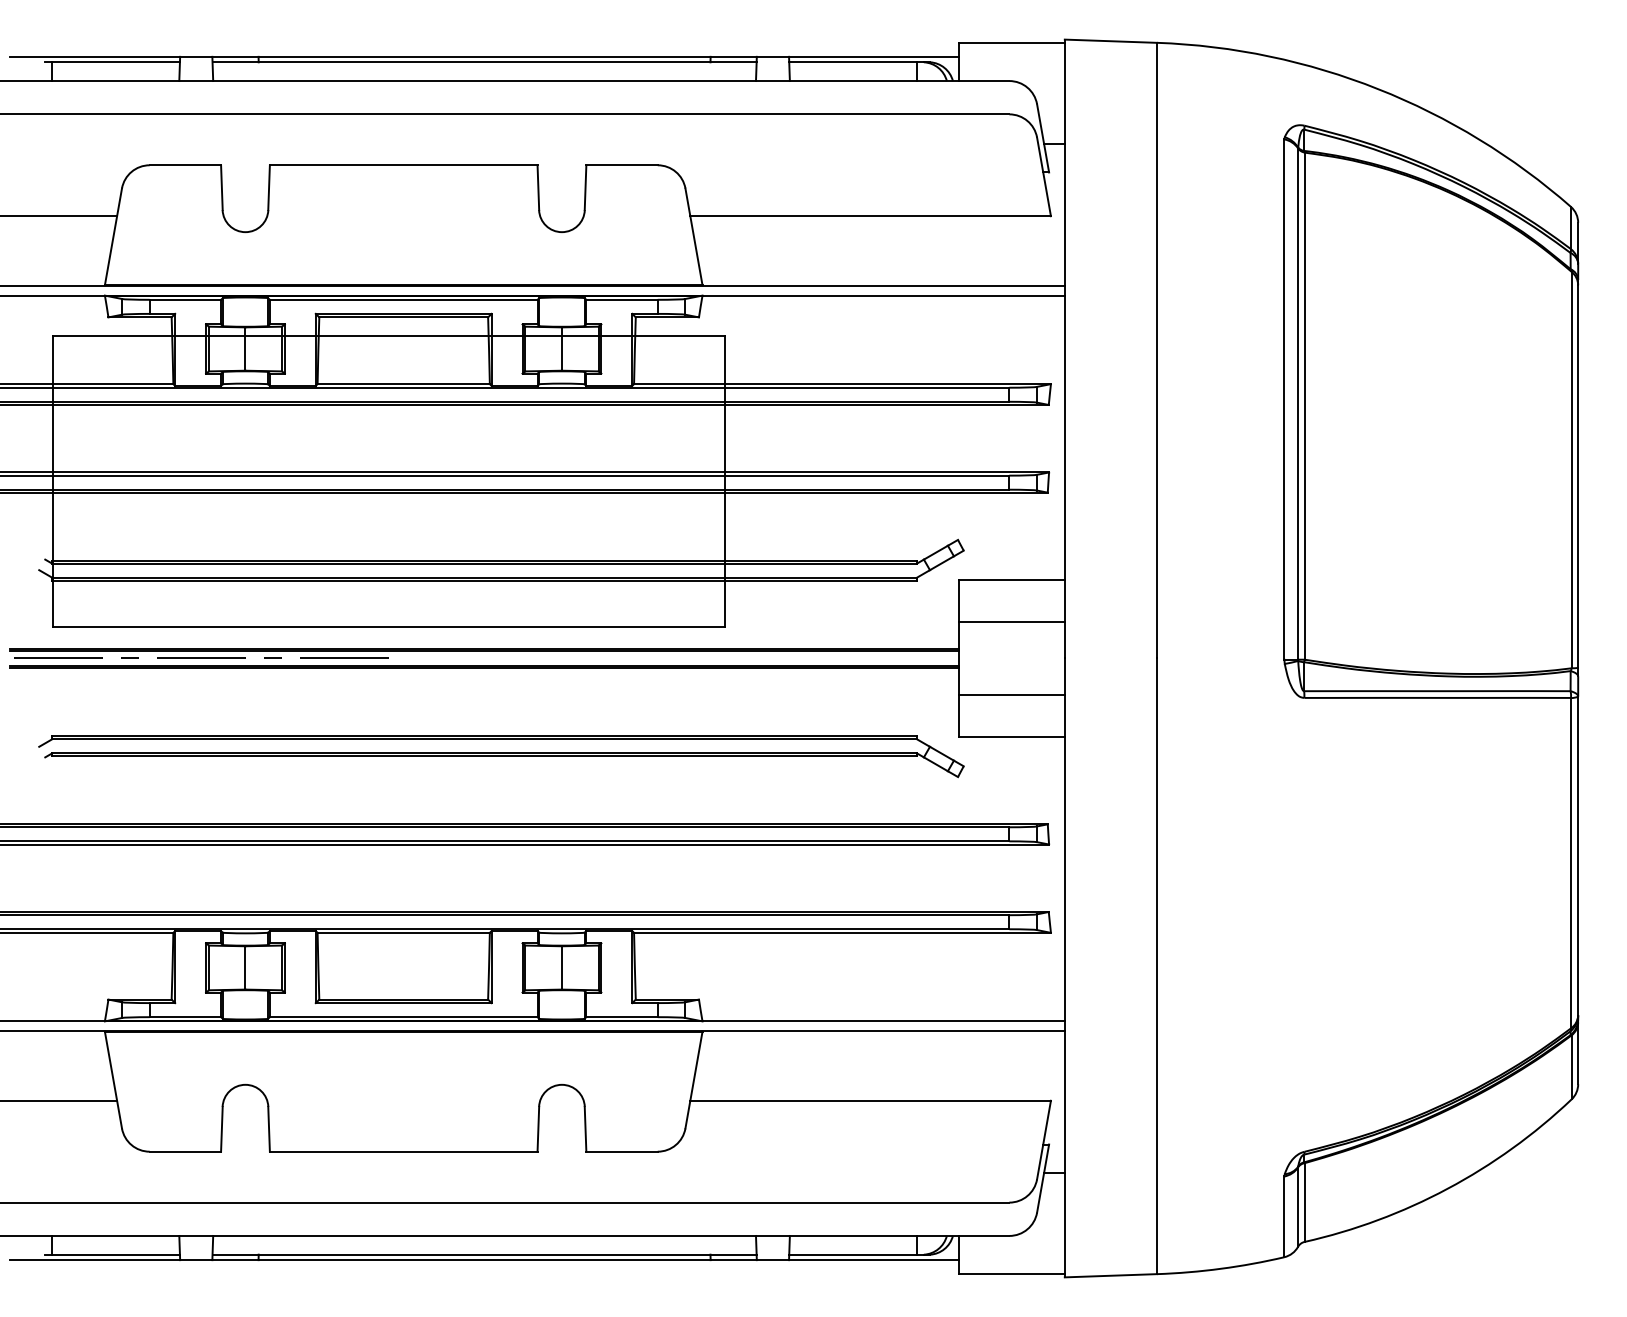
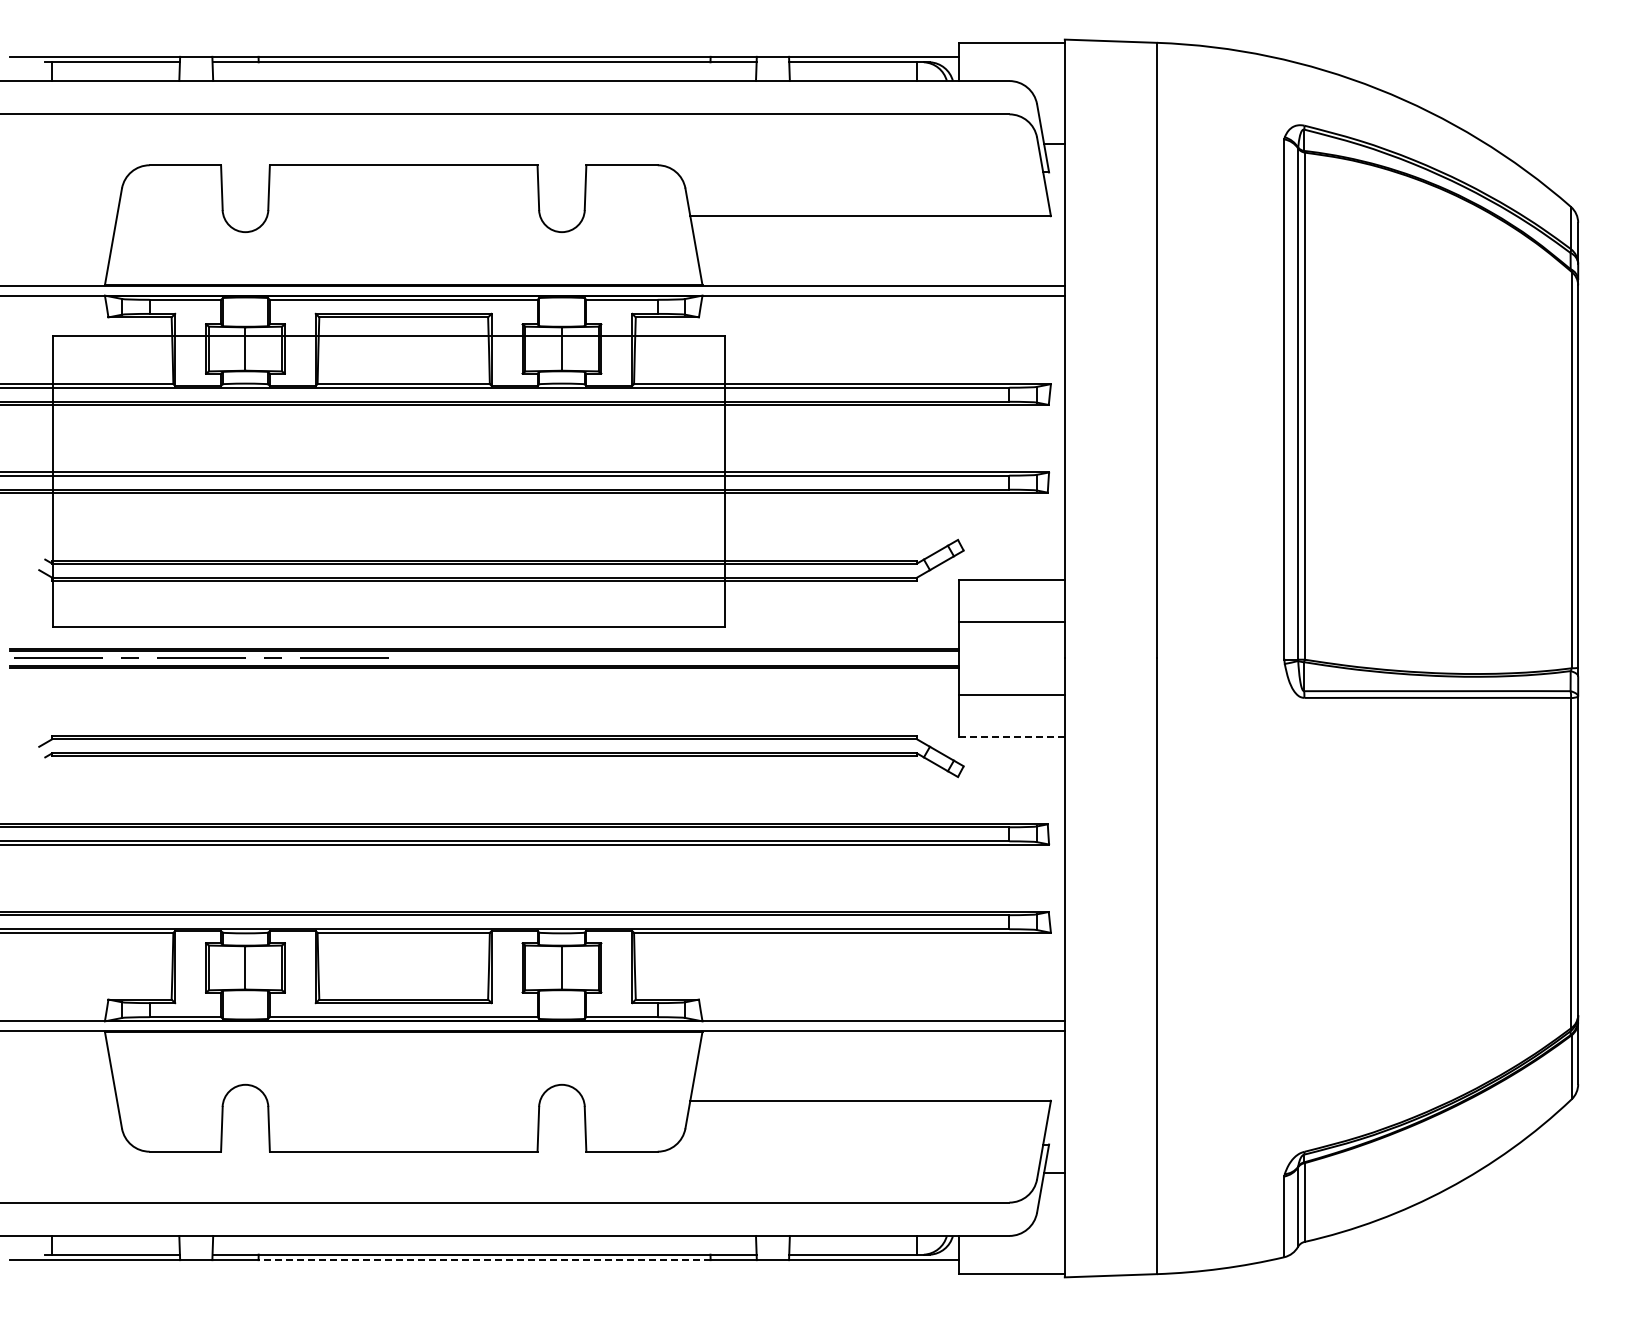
line: present -> none (59, 216)
line: solid -> dashed (1012, 737)
line: present -> none (59, 1100)
line: solid -> dashed (484, 1260)
